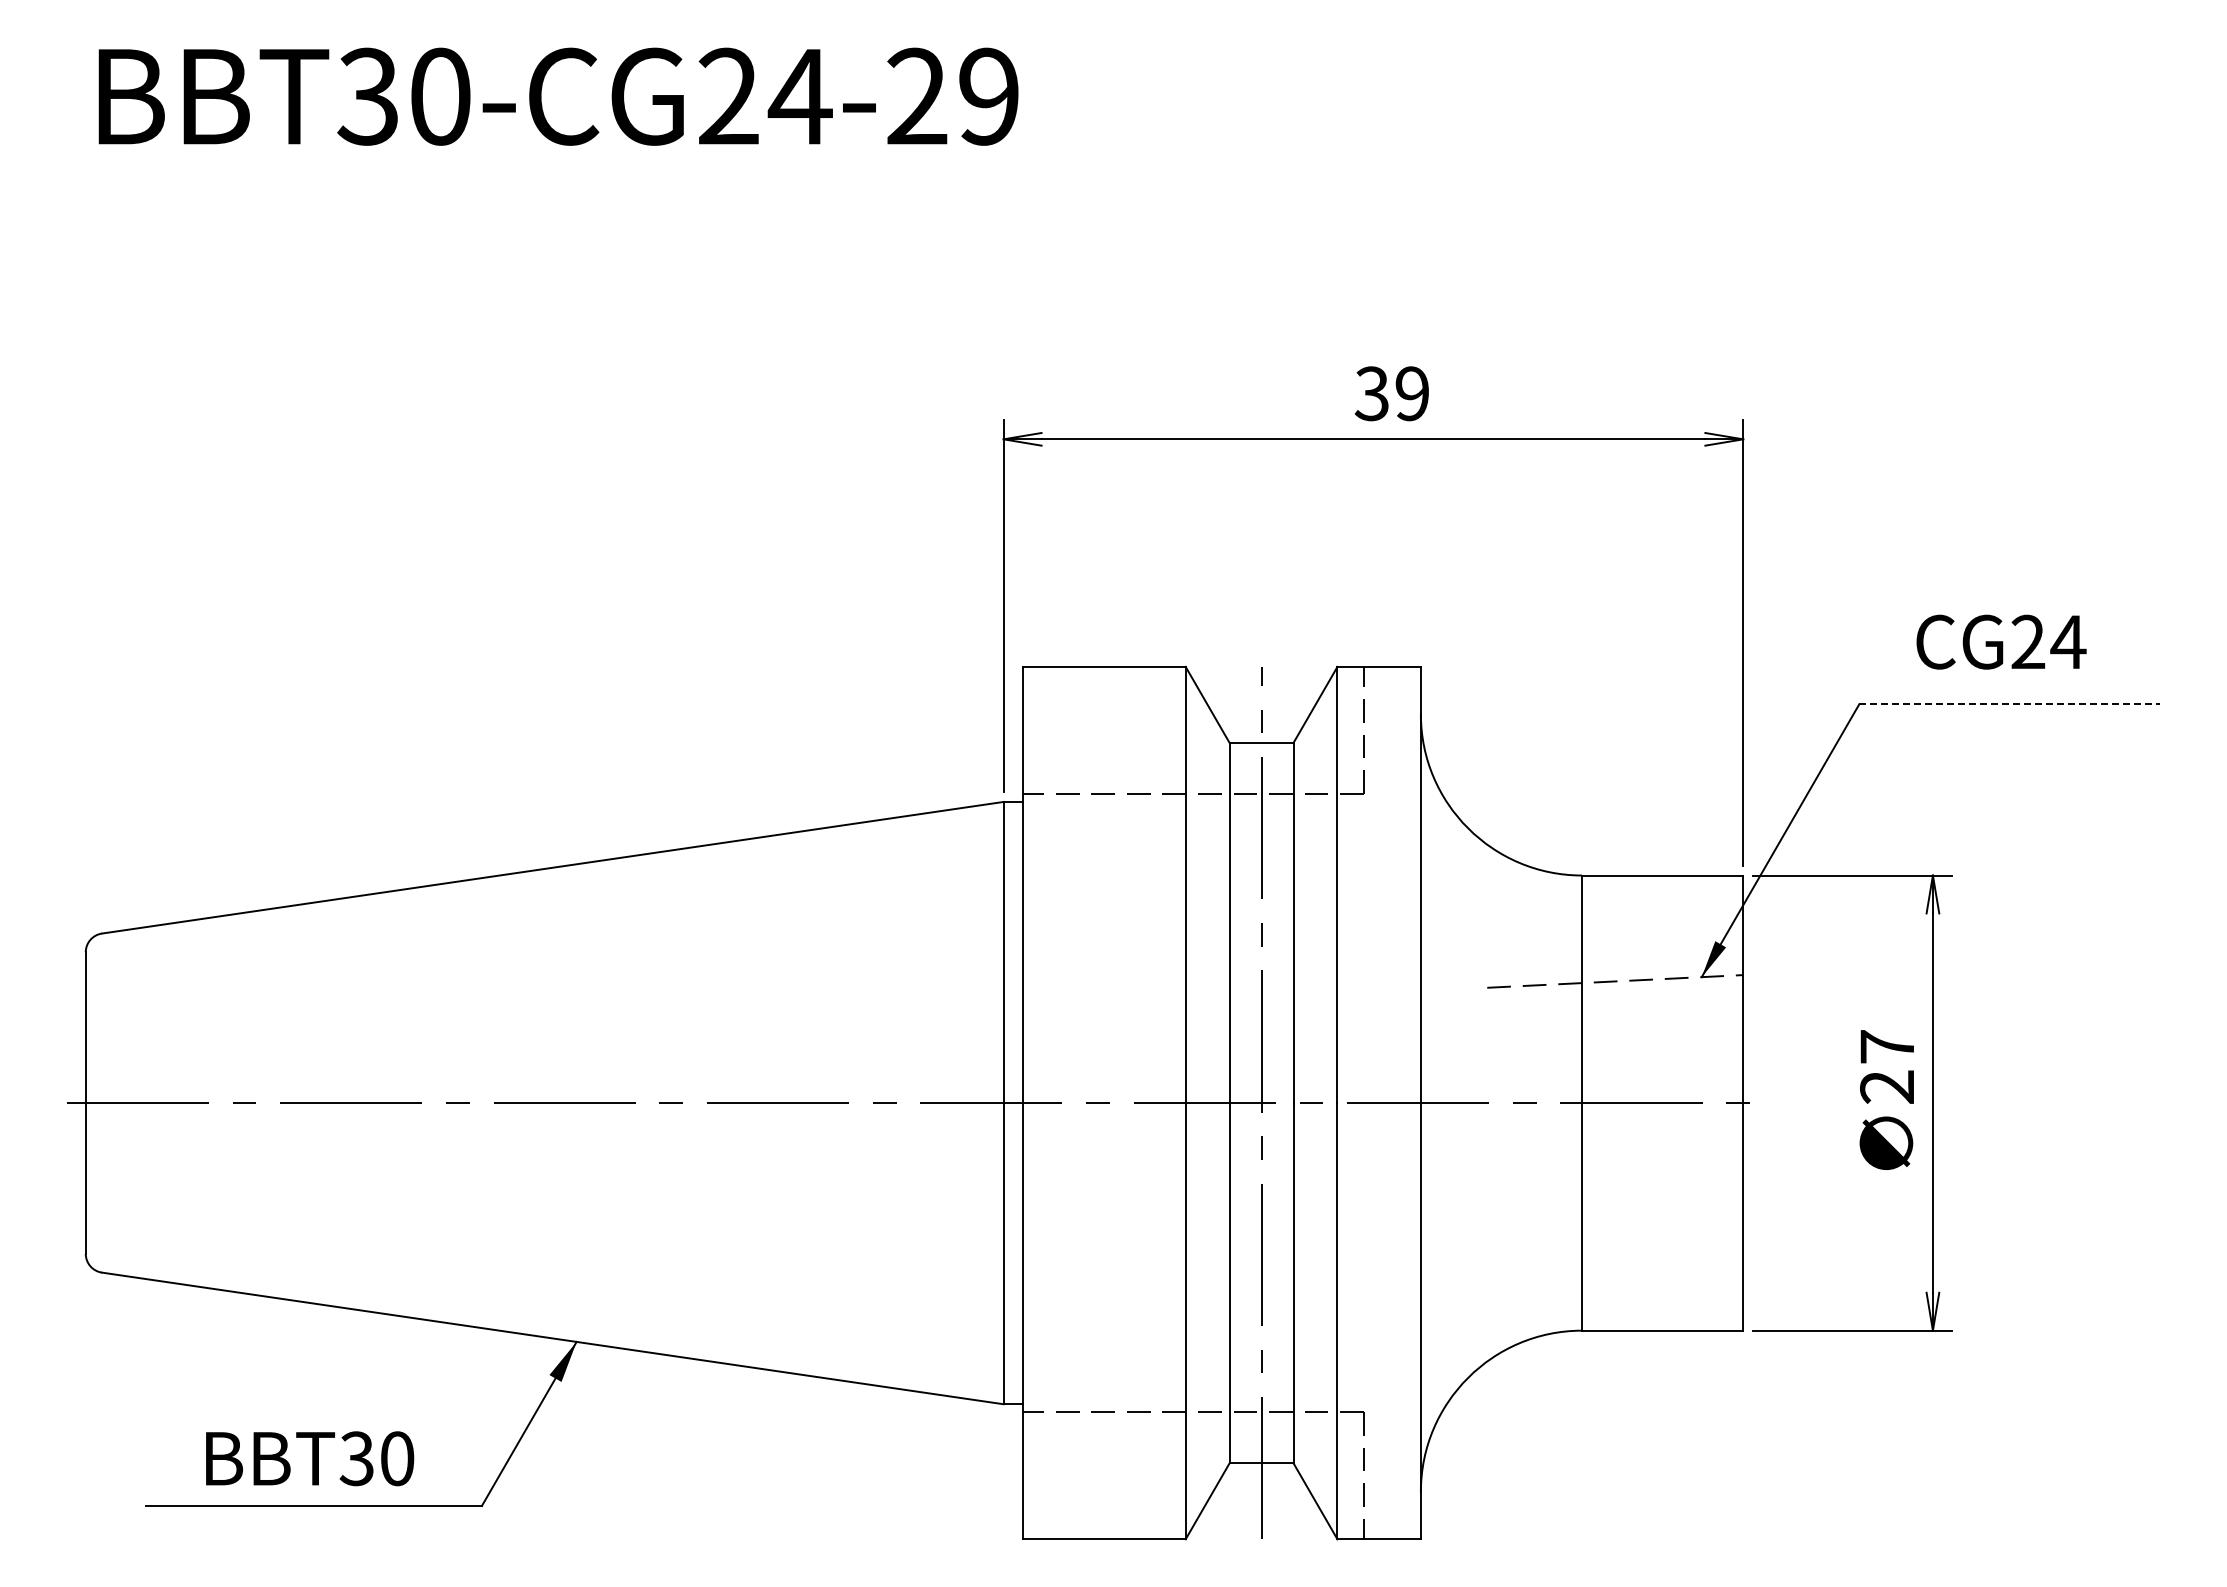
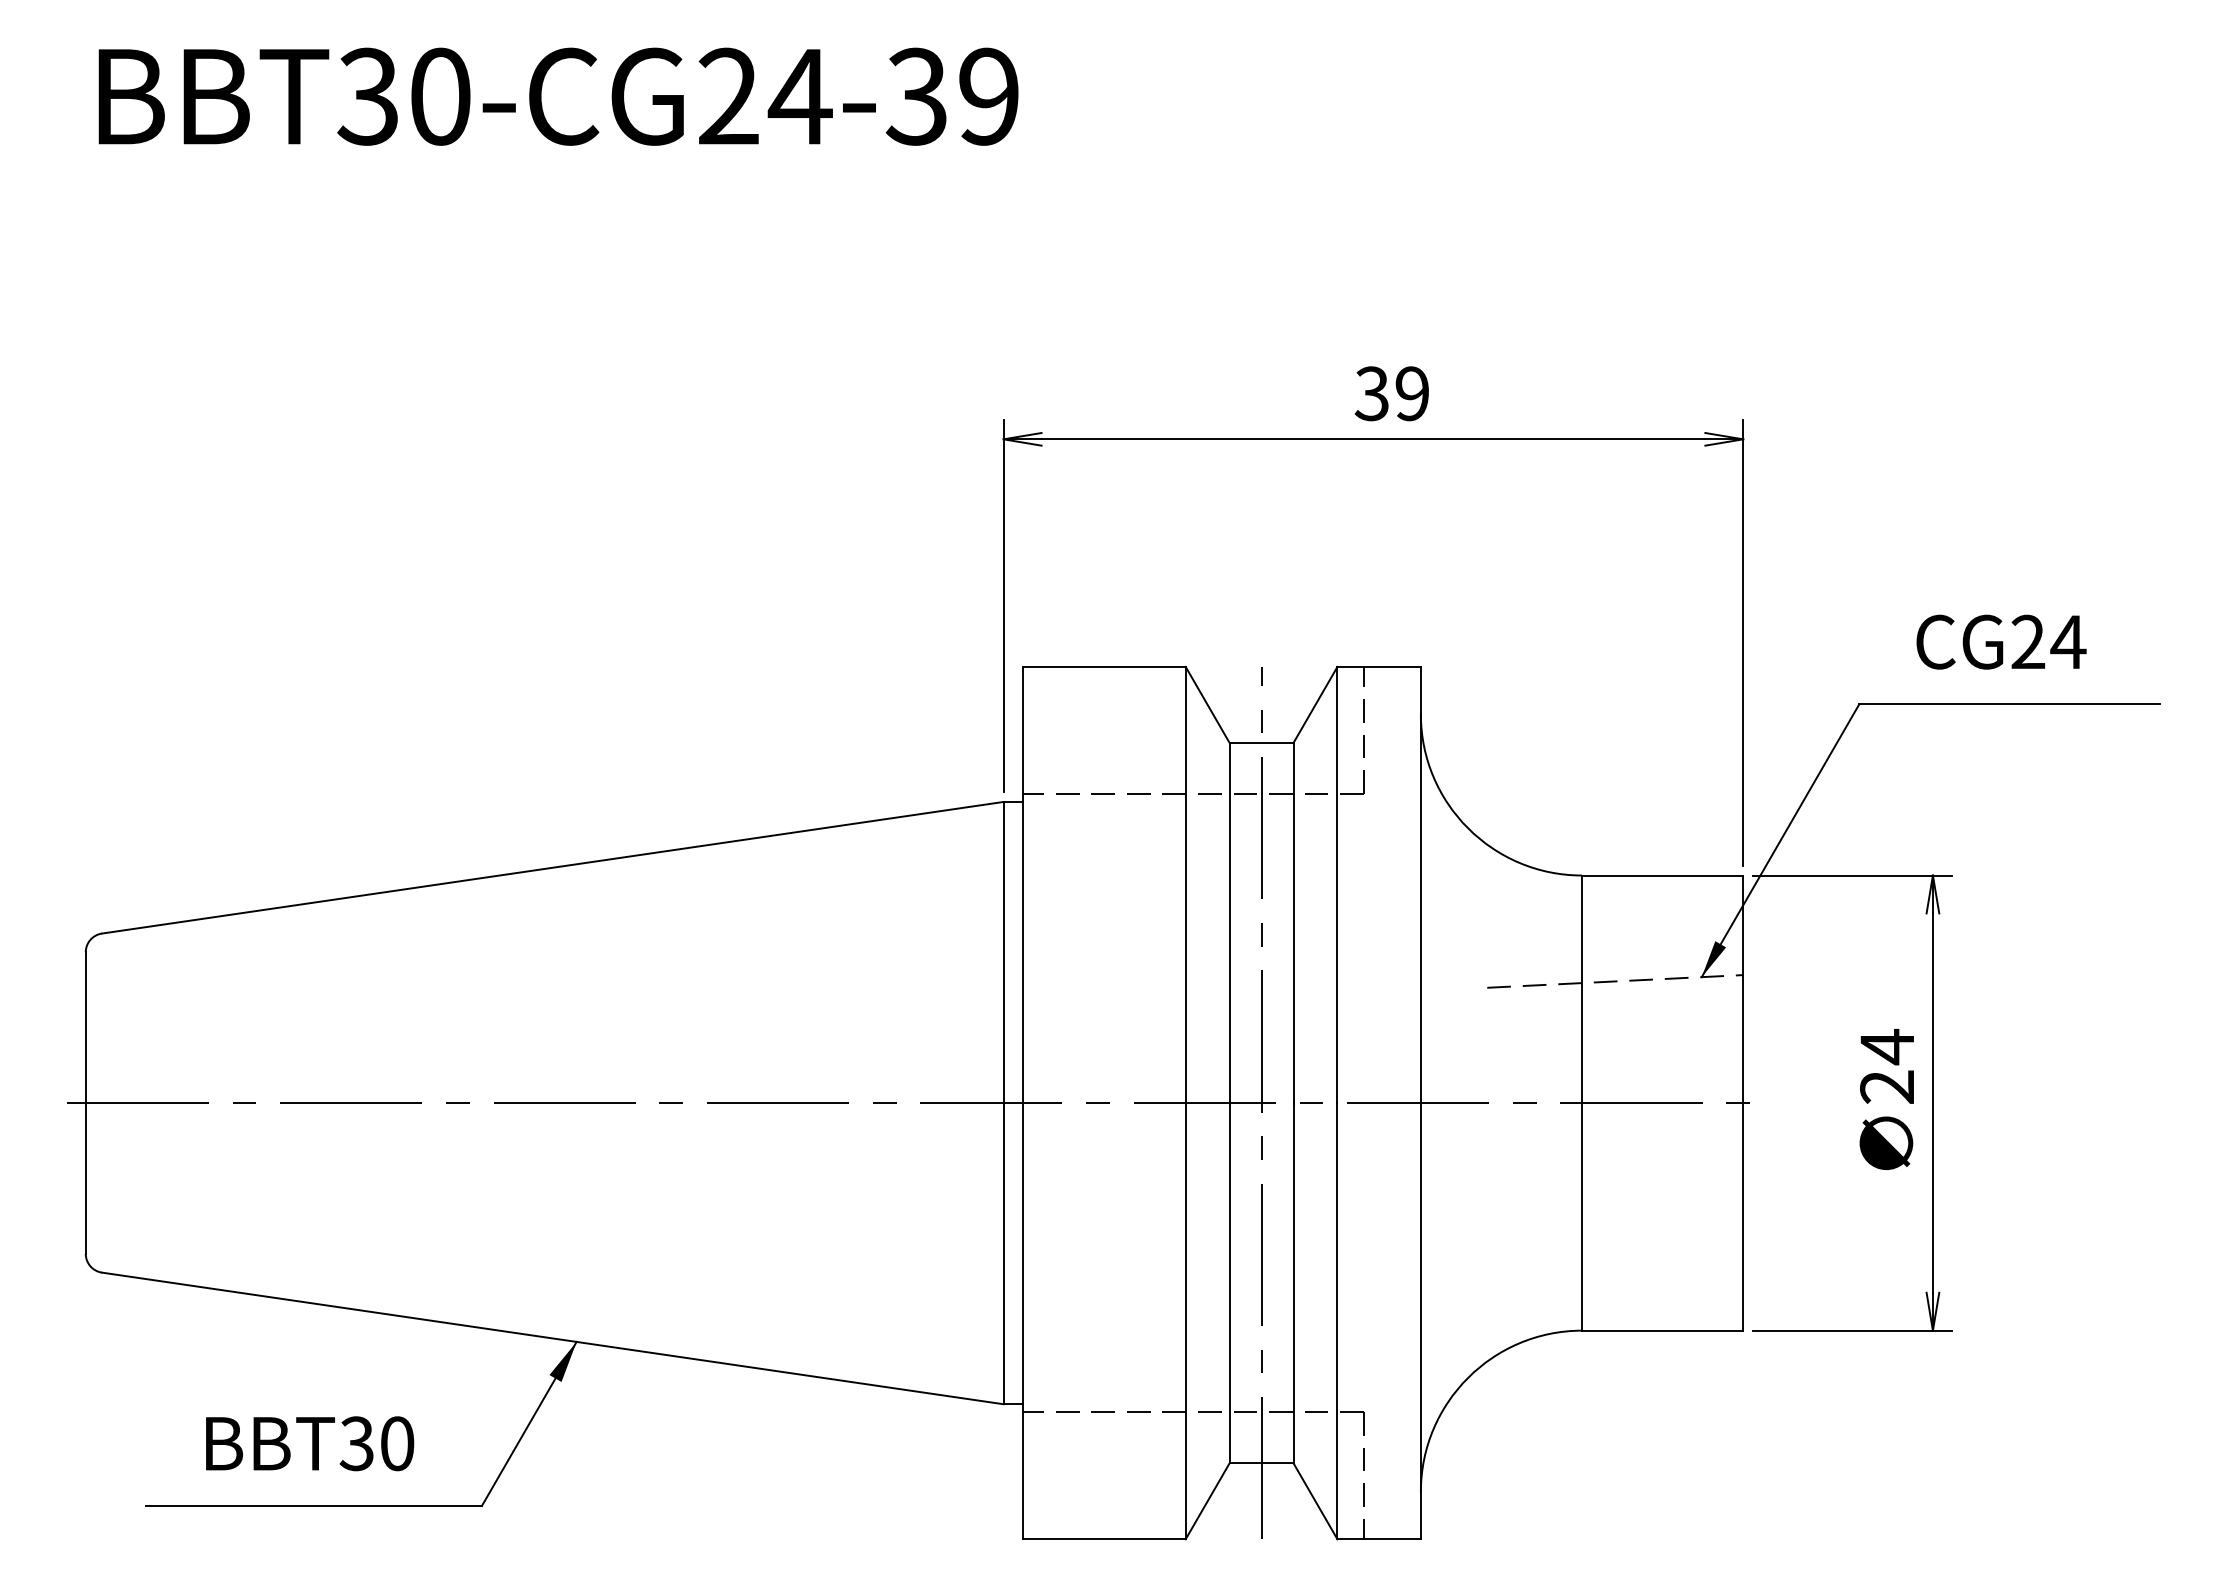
text: BBT30-CG24-29 -> BBT30-CG24-39 (916, 96)
line: dashed -> solid (2010, 704)
text: 27 -> 24 (1886, 1047)
text position: (310, 1458) -> (310, 1443) (310, 1443)
